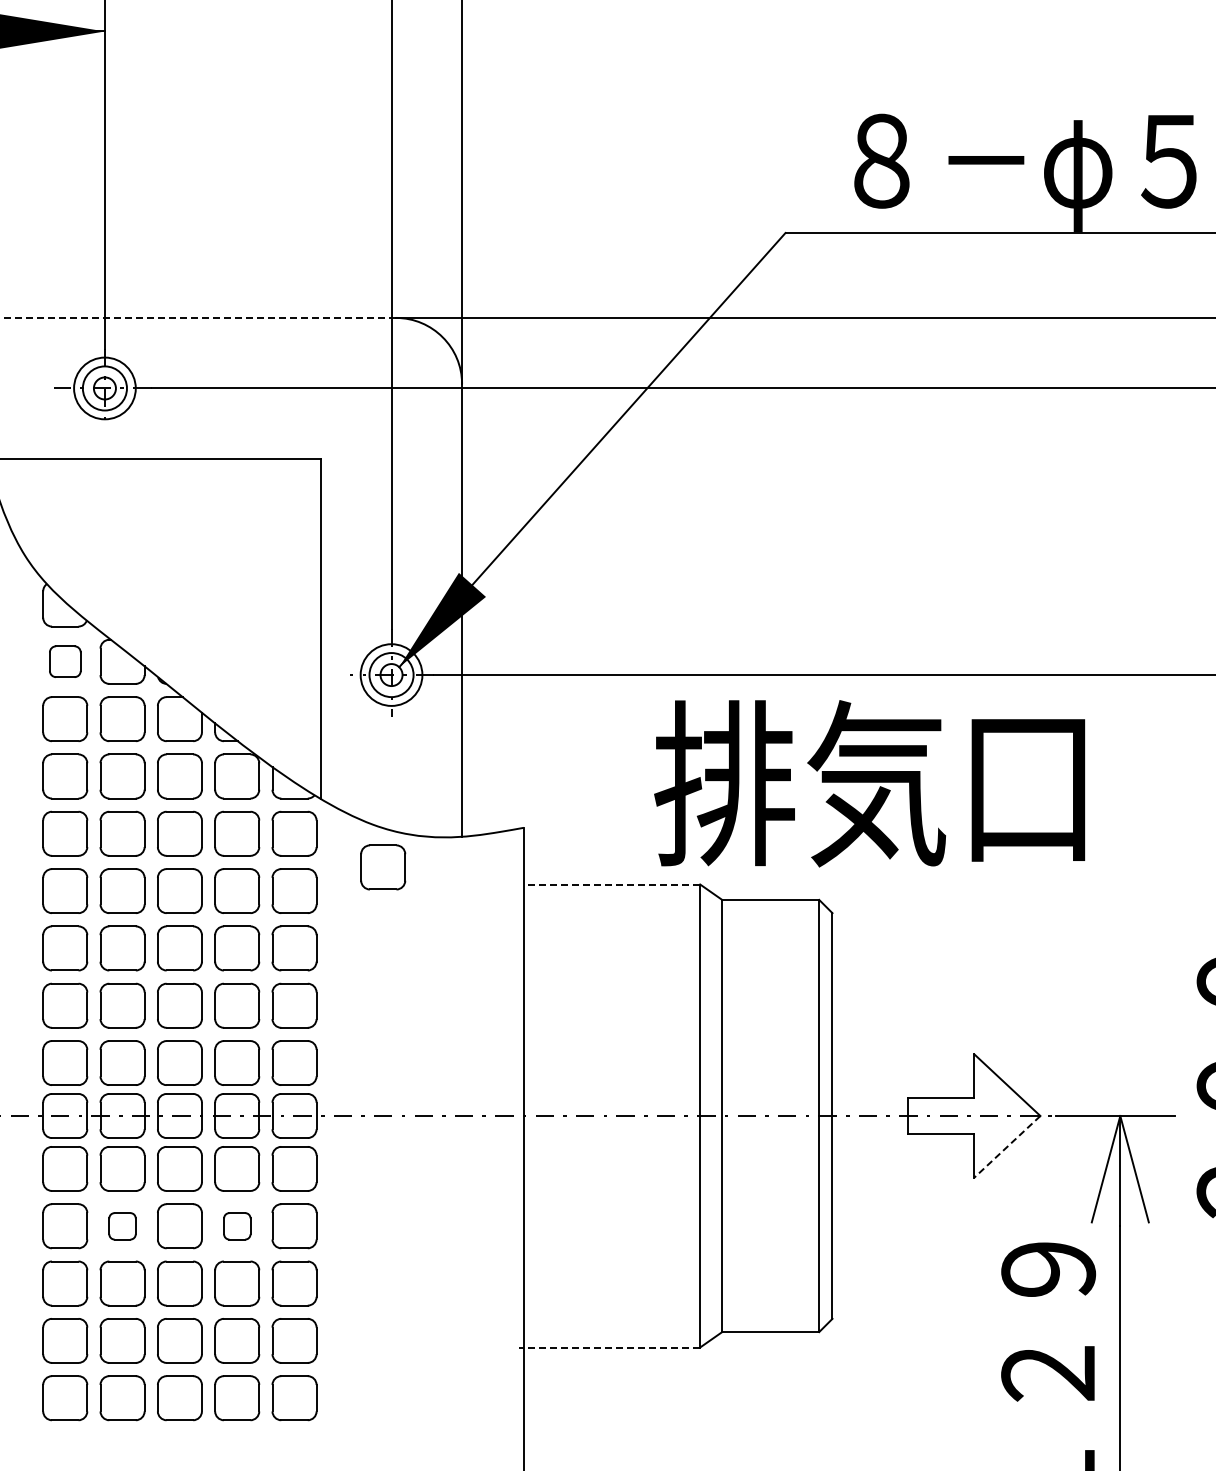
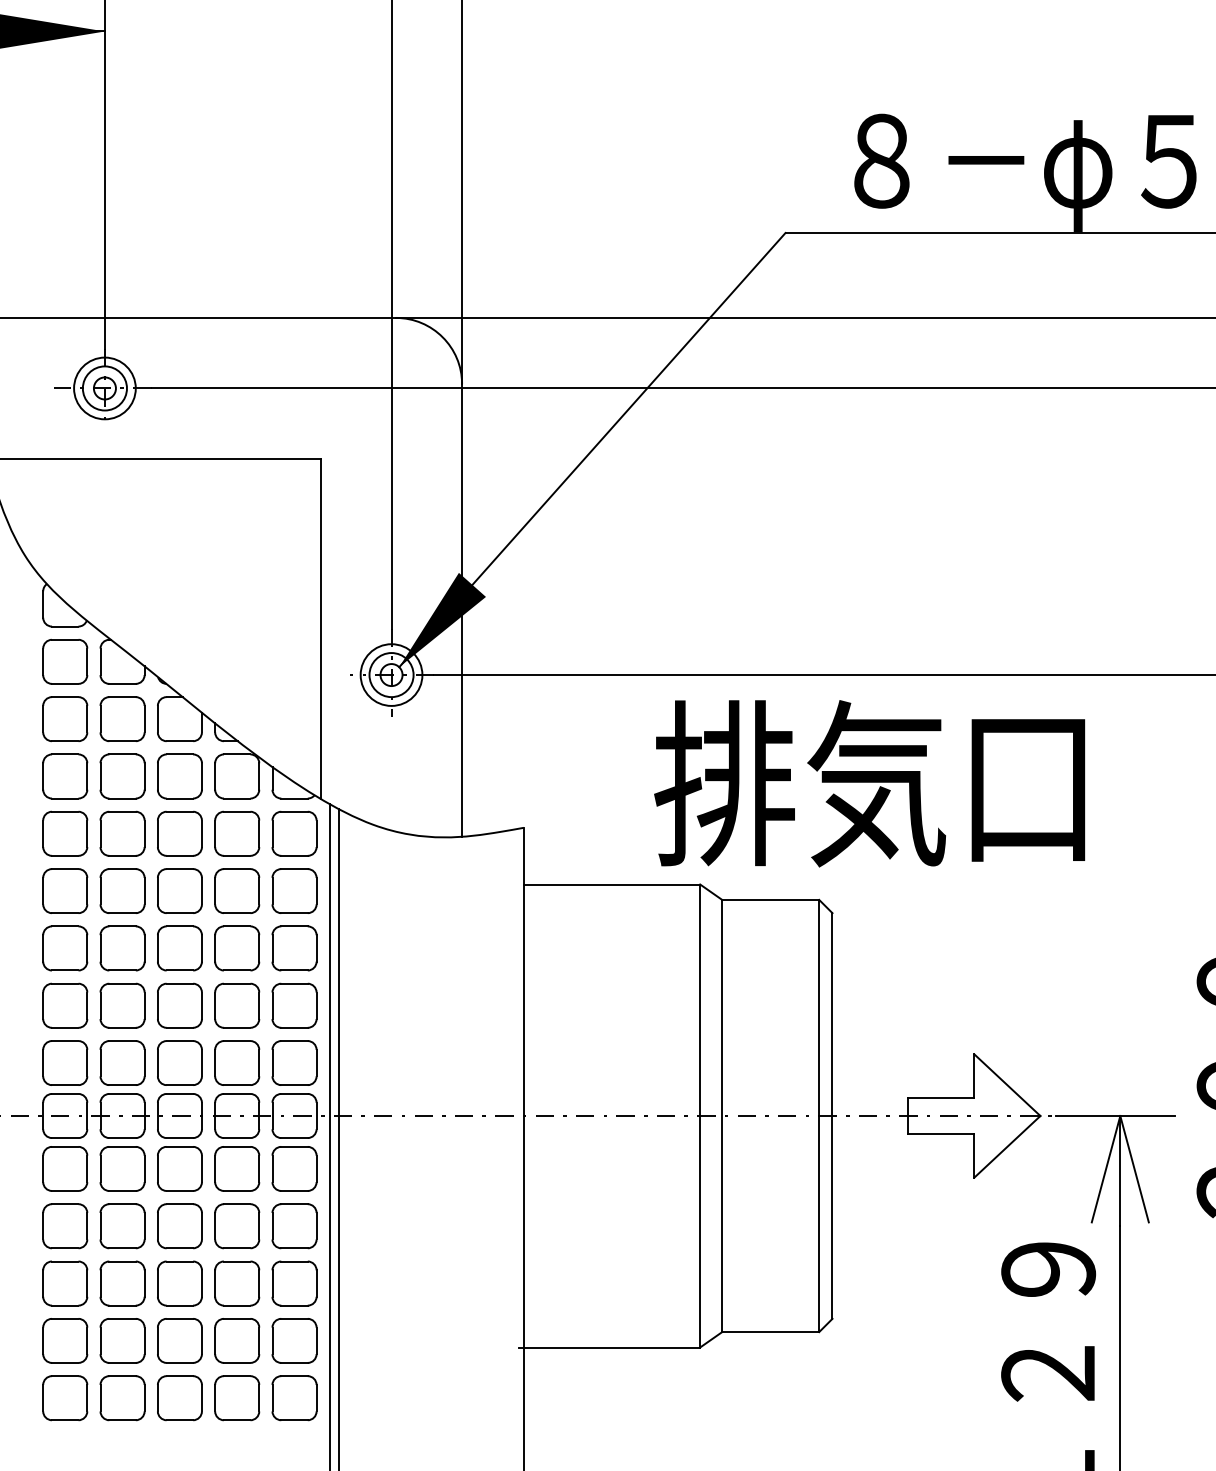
line: dashed -> solid (198, 317)
part size: 33x33 px -> 47x47 px (65, 661)
part: present -> none (383, 867)
line: dashed -> solid (611, 884)
line: none -> present (329, 1135)
line: none -> present (338, 1138)
line: dashed -> solid (1006, 1147)
part size: 29x29 px -> 47x47 px (122, 1226)
part size: 29x29 px -> 47x47 px (237, 1226)
line: dashed -> solid (609, 1347)
